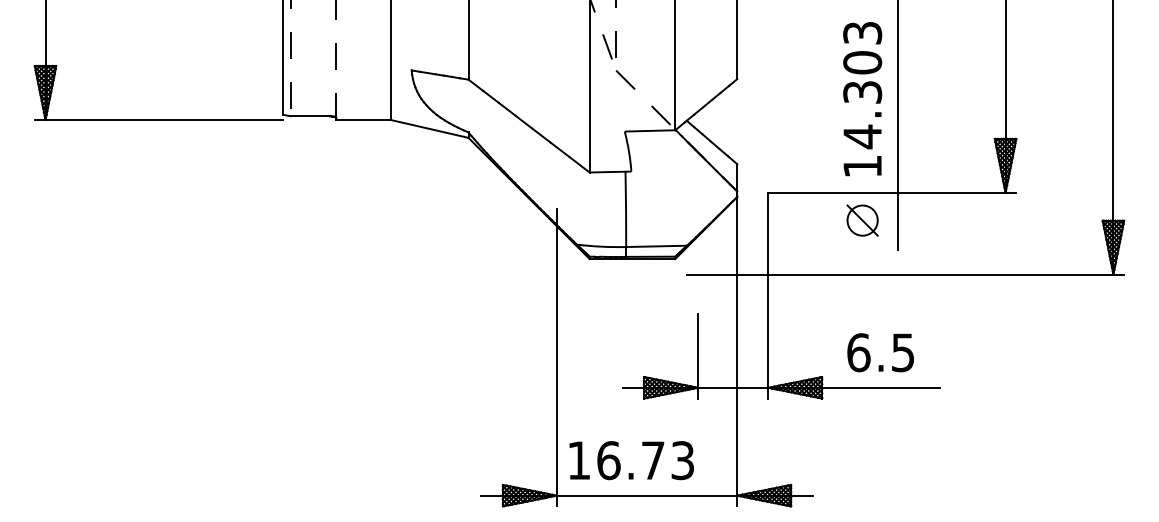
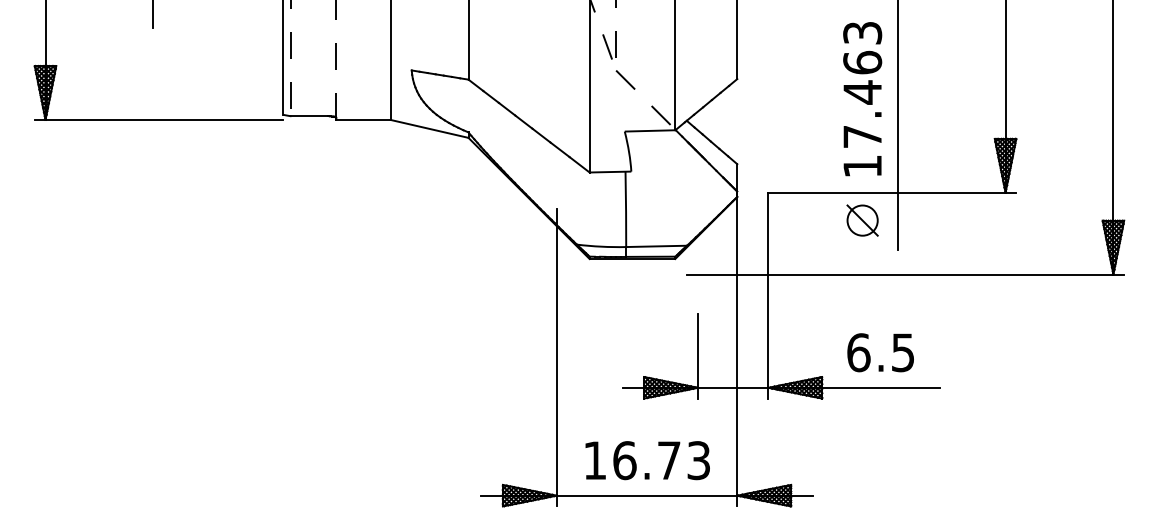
line: none -> present (153, 15)
text: 14.303 -> 17.463 (862, 99)
text position: (631, 460) -> (647, 460) (647, 460)
